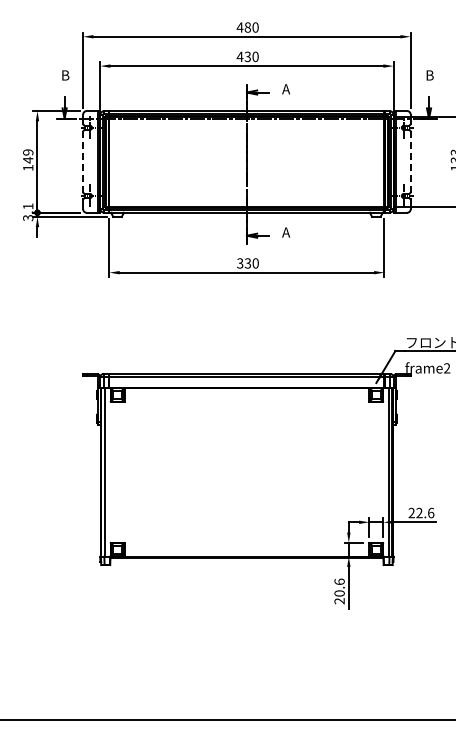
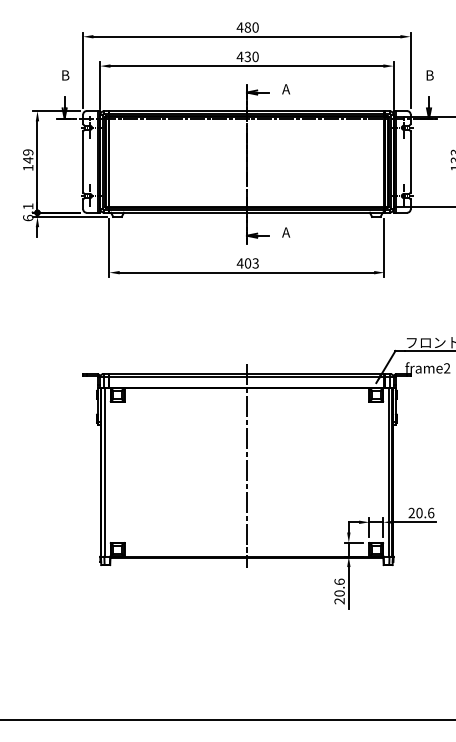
line: dashed -> solid (83, 161)
line: dashed -> solid (410, 161)
text: 3.1 -> 6.1 (28, 217)
text: 330 -> 403 (247, 263)
line: none -> present (246, 466)
text: 22.6 -> 20.6 (419, 513)
